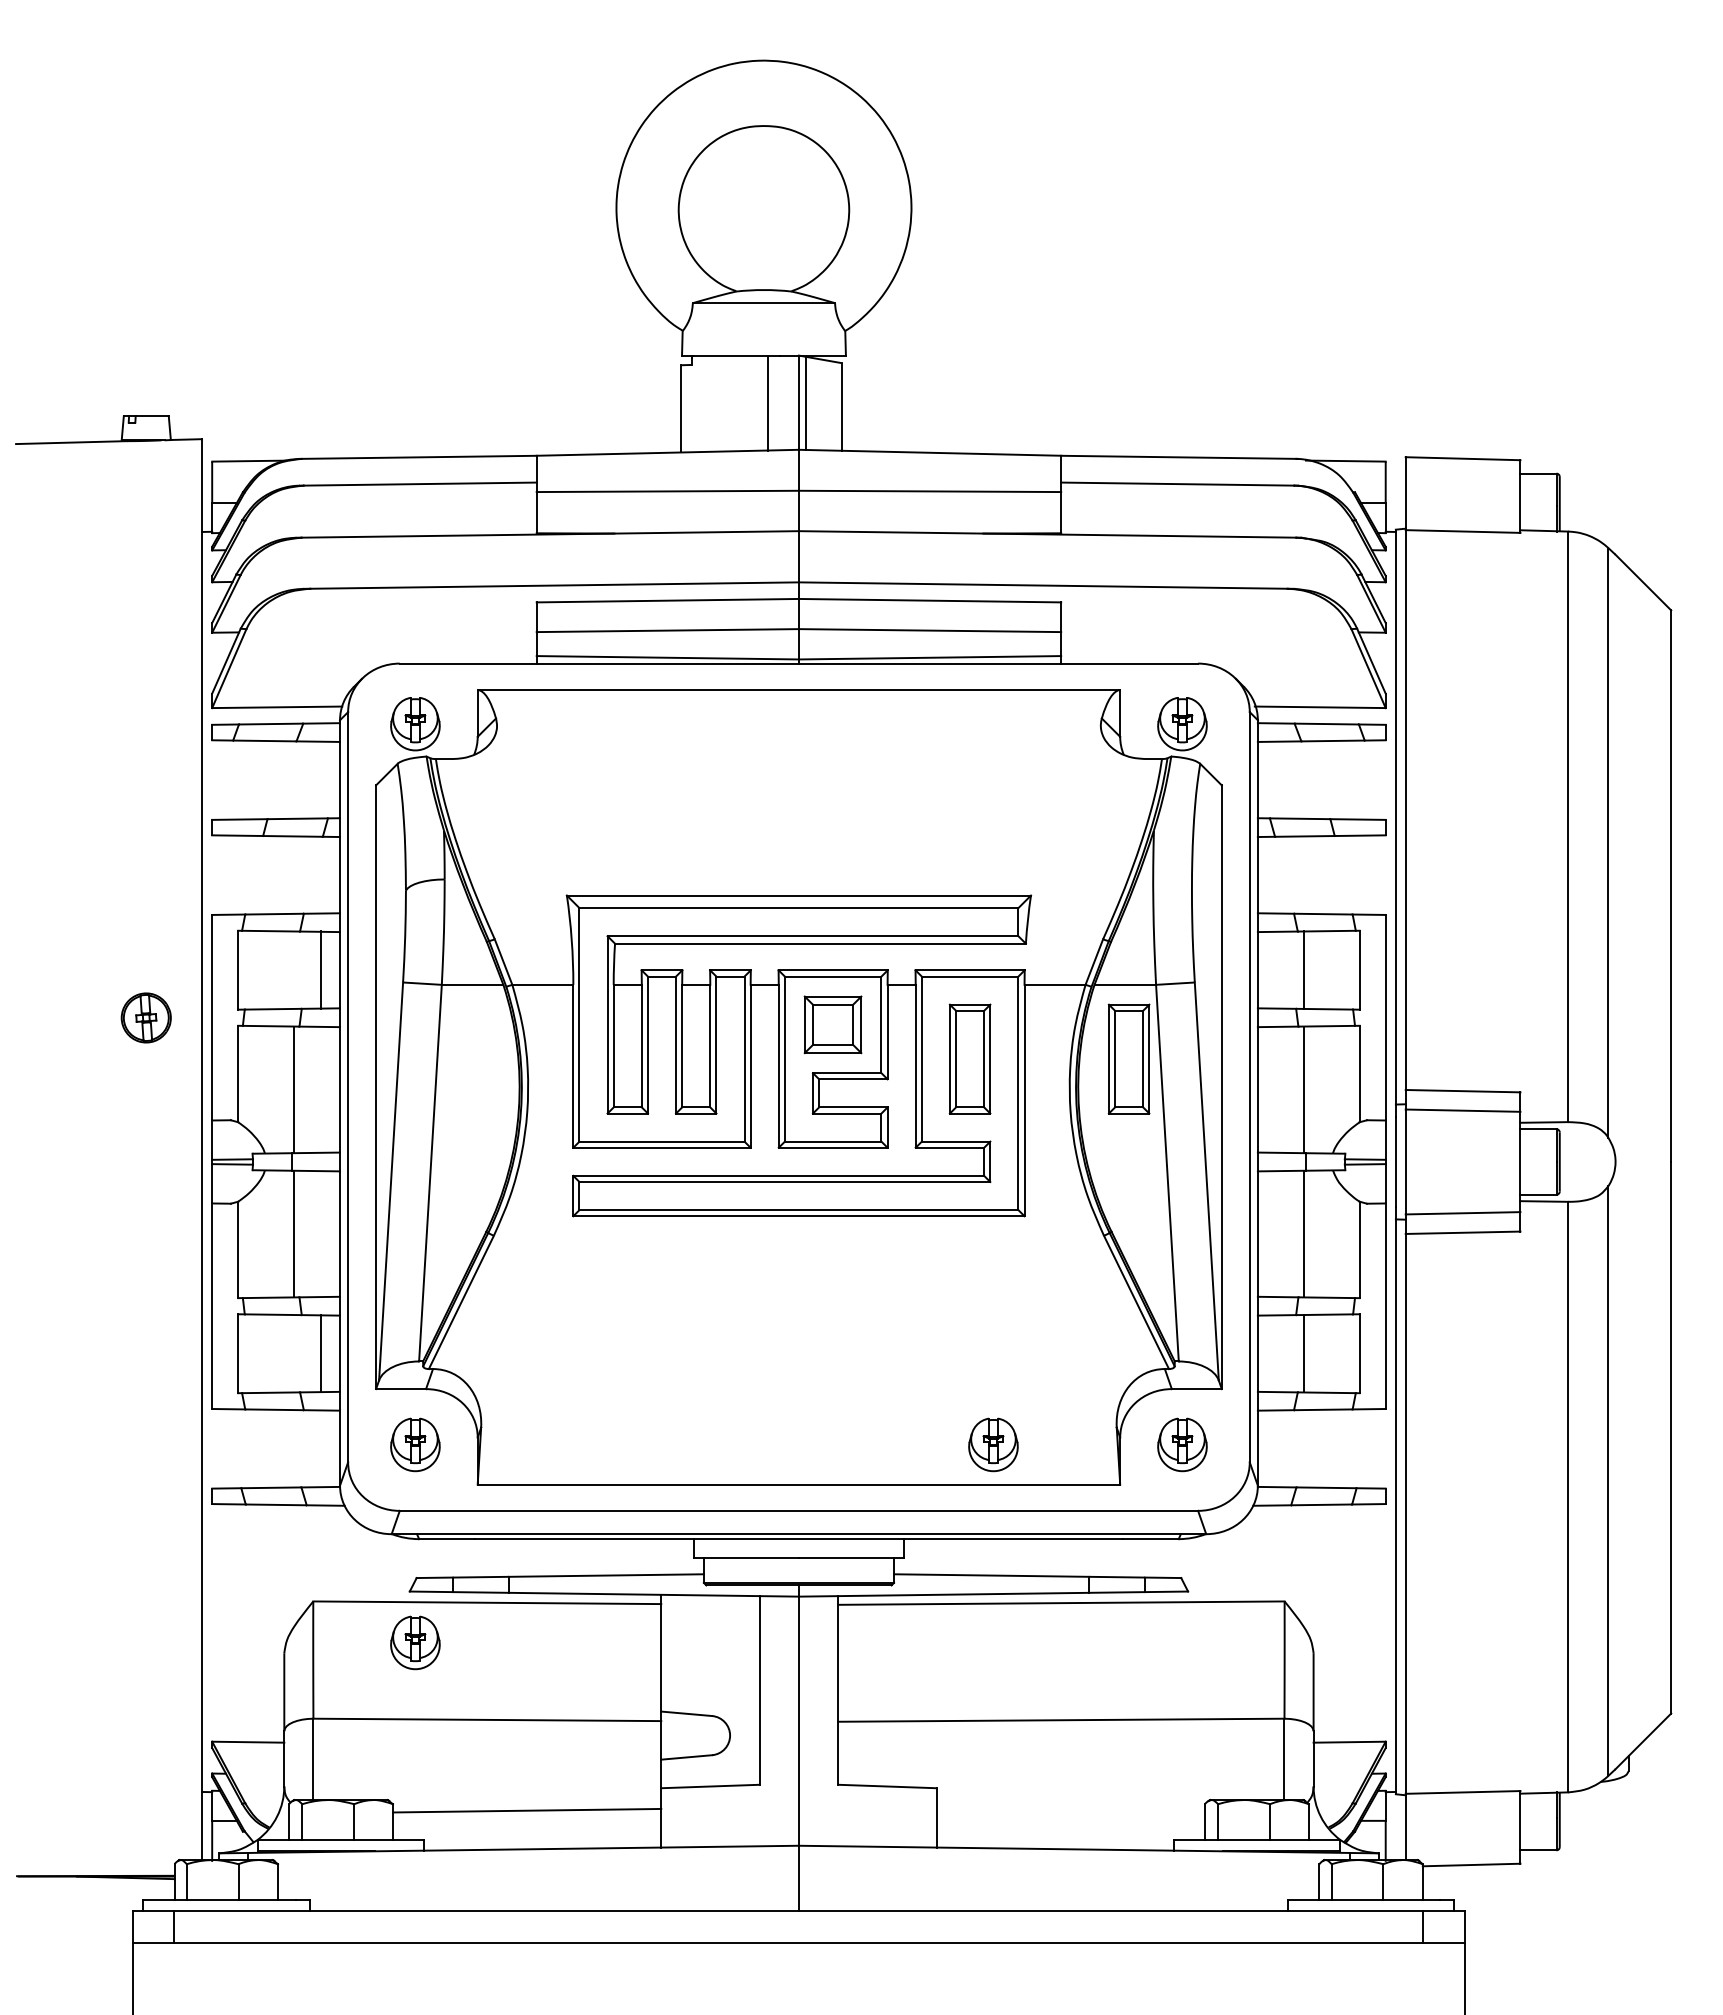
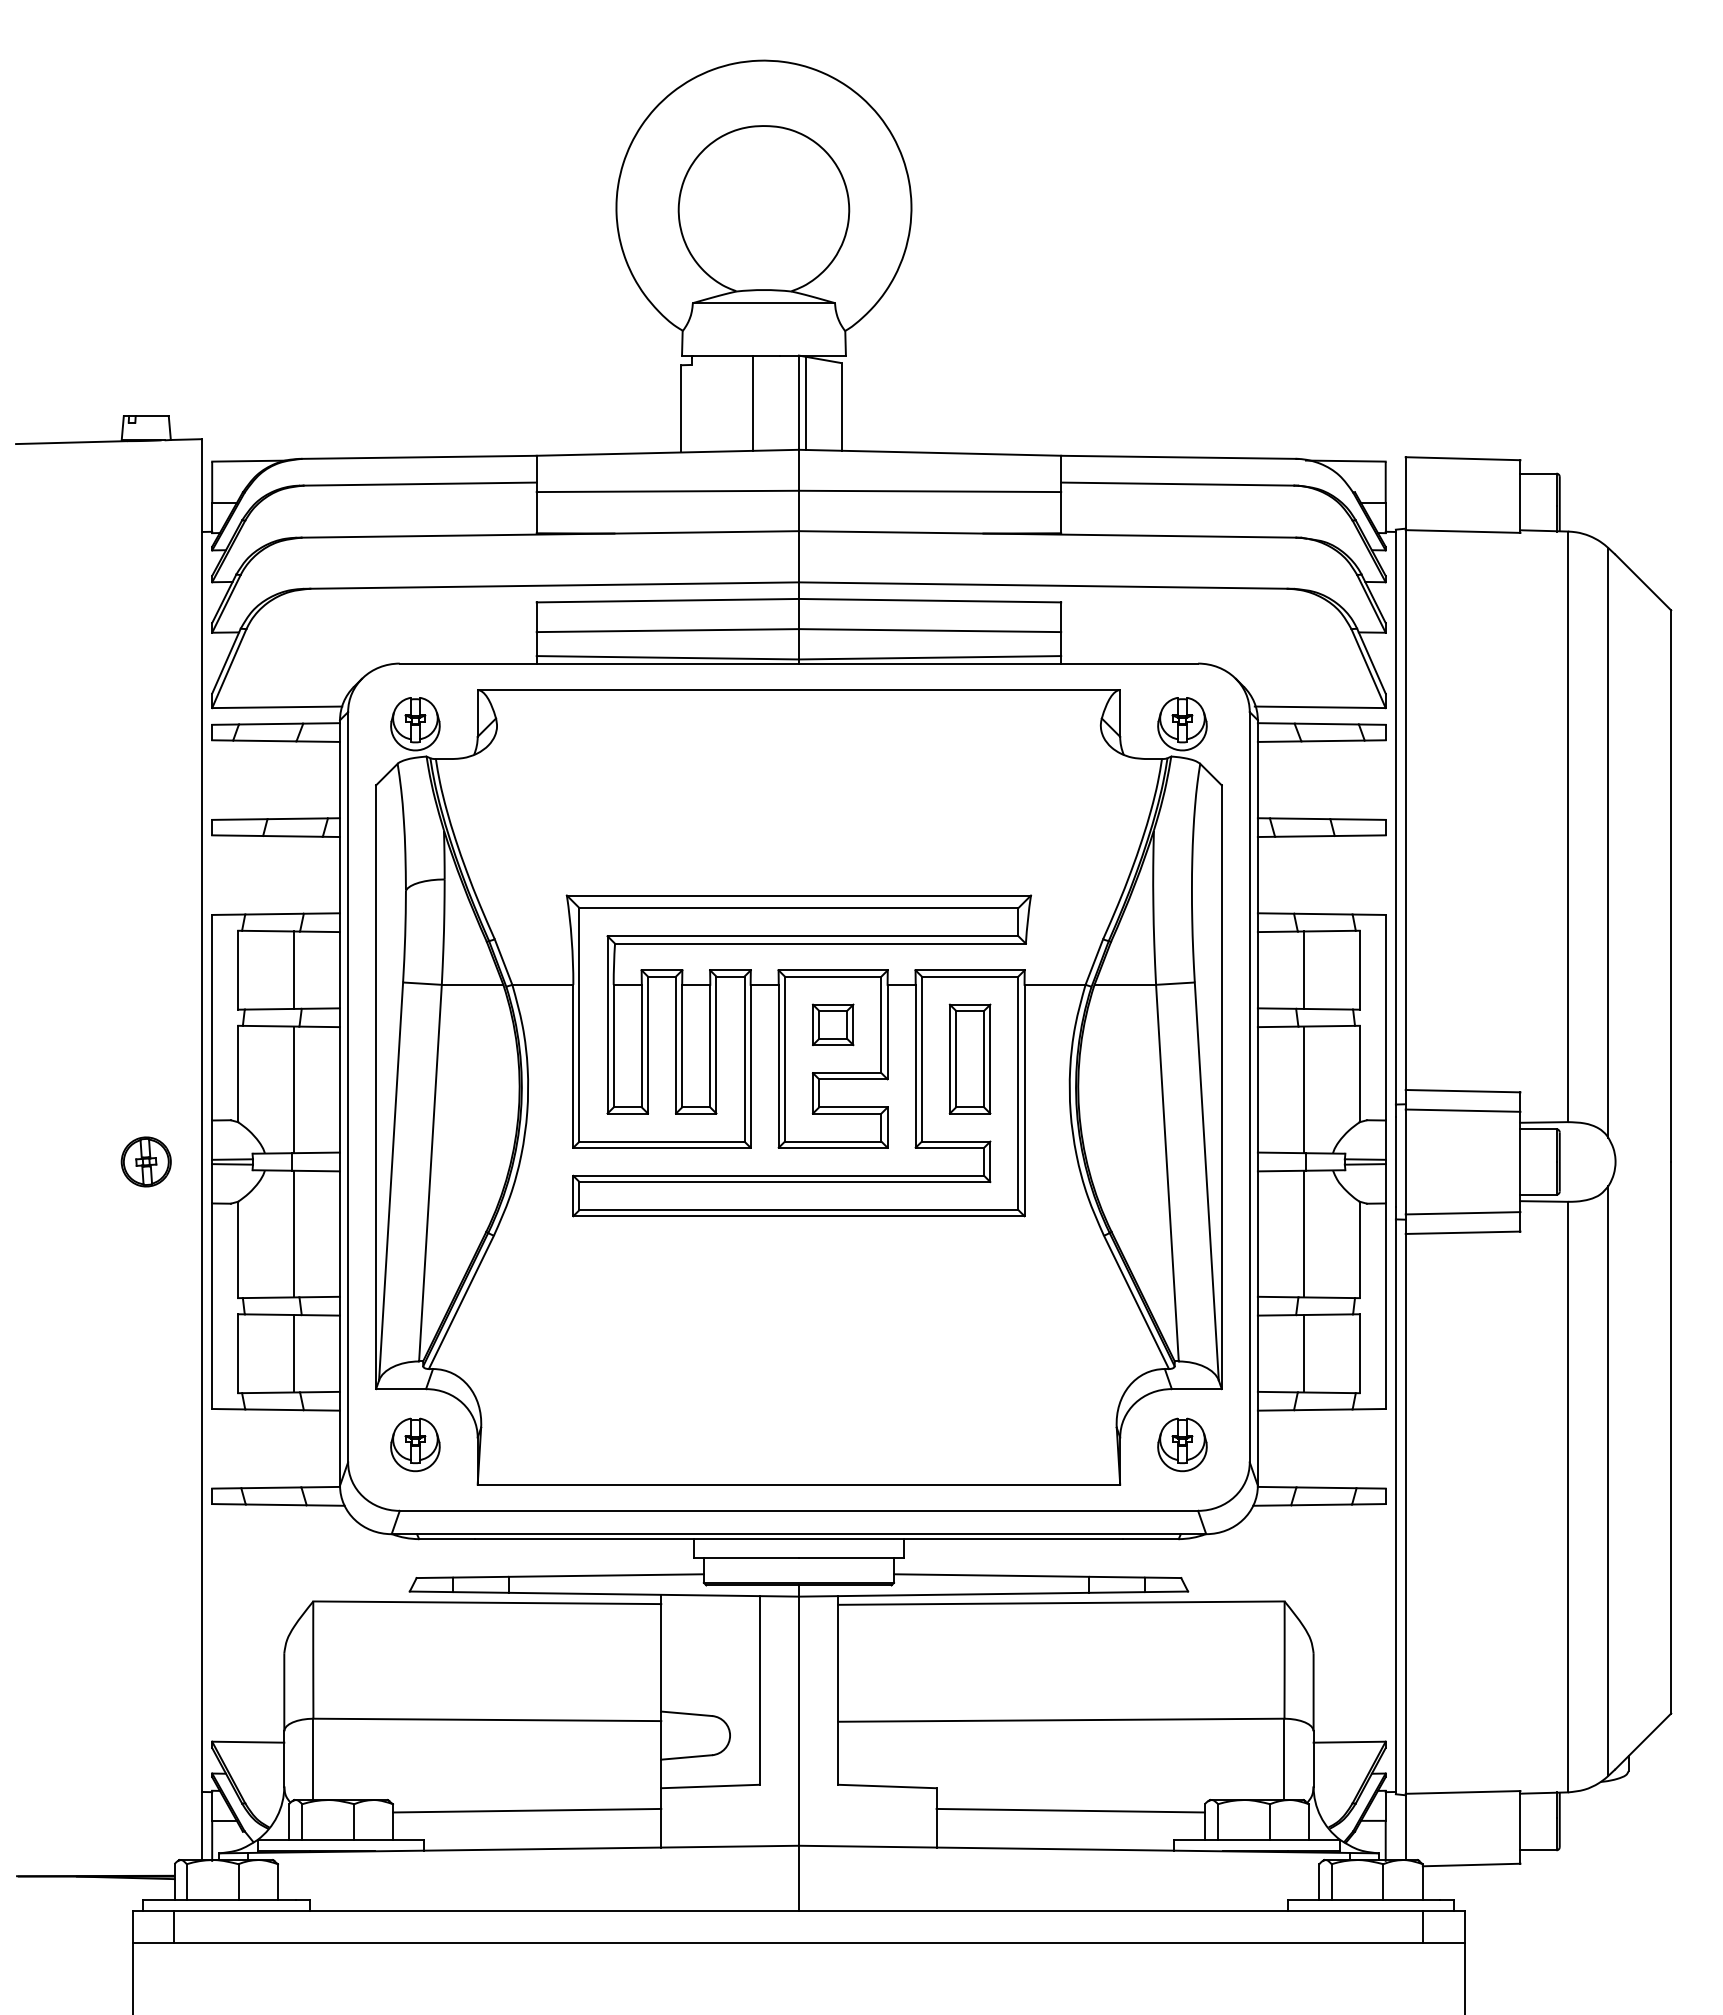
line position: (767, 402) -> (752, 402) (752, 402)
line position: (321, 969) -> (294, 969) (294, 969)
part position: (145, 1017) -> (145, 1161) (145, 1161)
part size: 60x60 px -> 43x44 px (833, 1024)
part: present -> none (1128, 1058)
line position: (321, 1353) -> (294, 1353) (294, 1353)
part: present -> none (993, 1444)
part: present -> none (415, 1642)
line: none -> present (1070, 1810)
